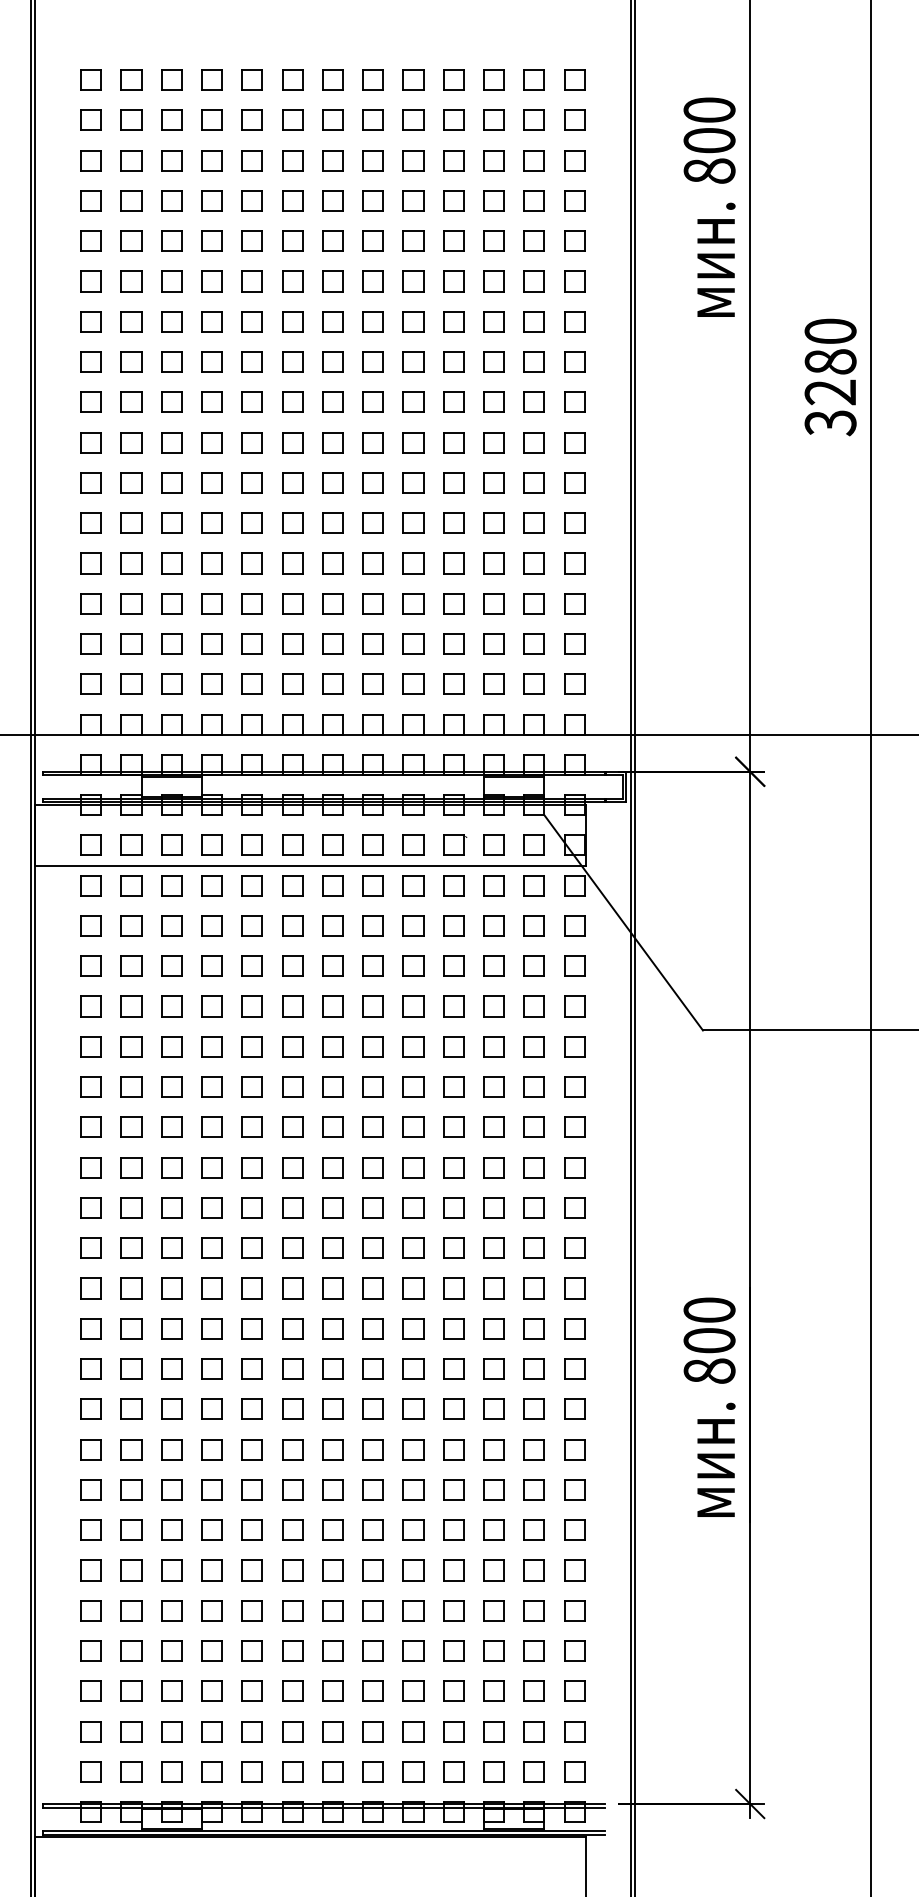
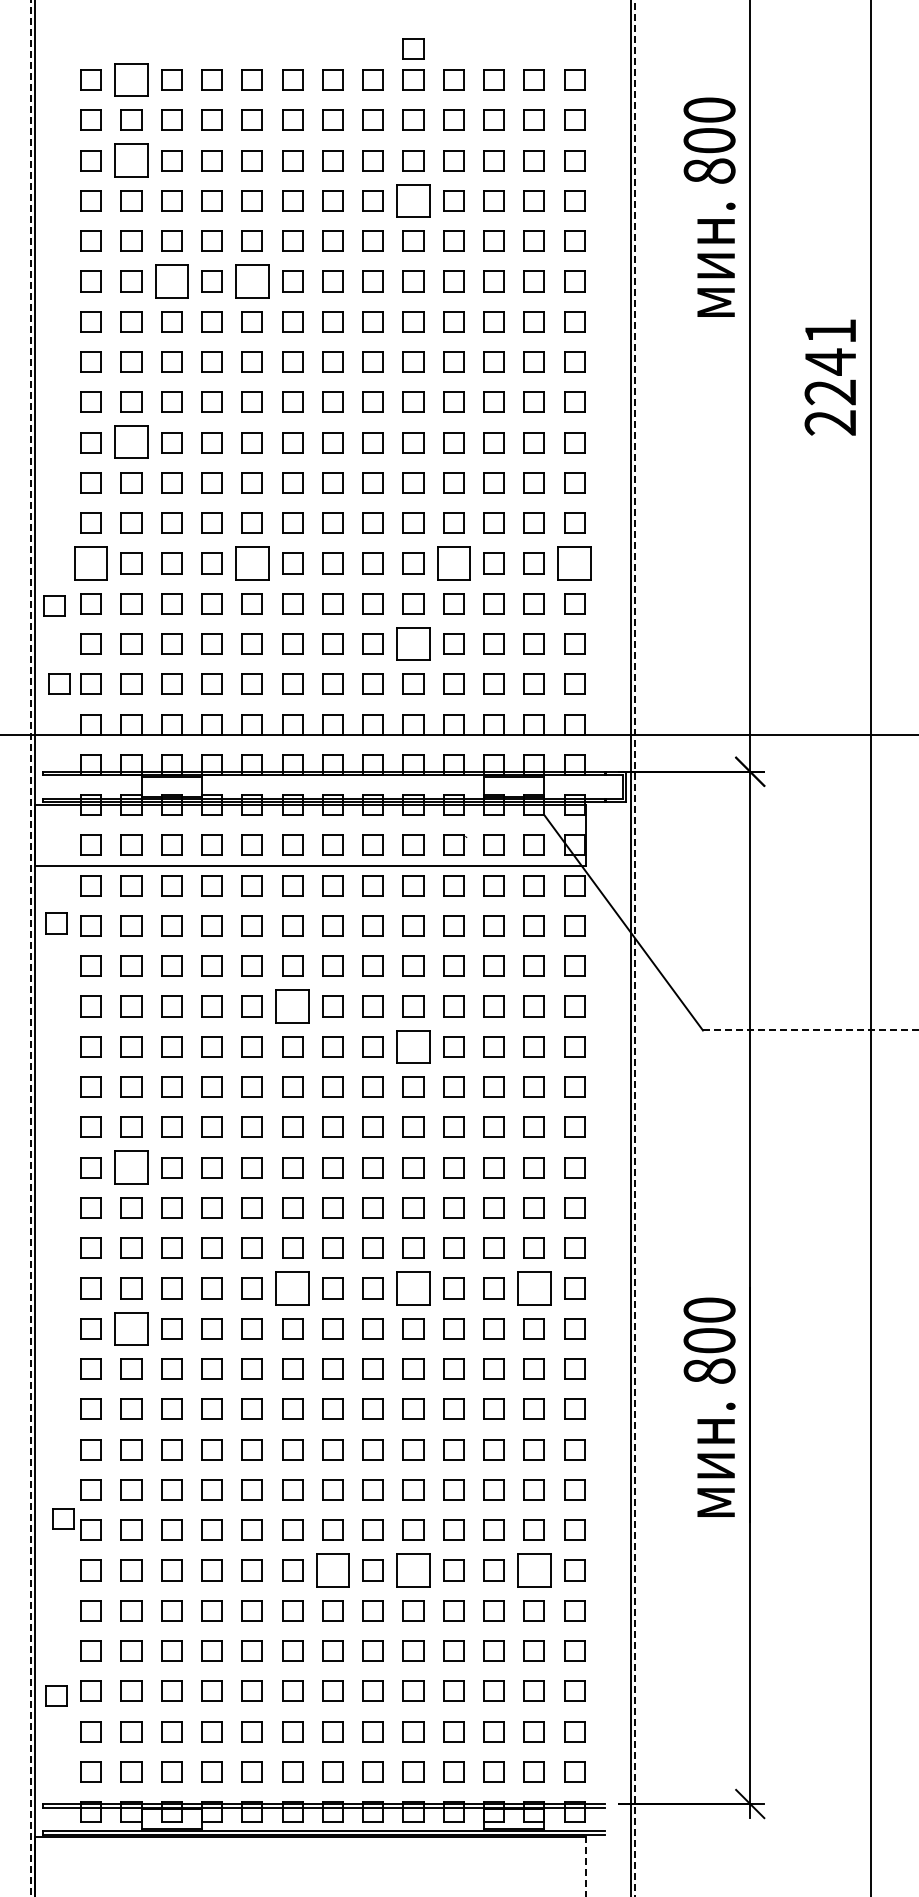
part: none -> present (413, 48)
part size: 23x22 px -> 35x34 px (131, 79)
part size: 23x22 px -> 35x35 px (131, 160)
part size: 23x22 px -> 35x34 px (413, 200)
part size: 22x23 px -> 34x35 px (171, 281)
part size: 22x23 px -> 35x35 px (252, 281)
text: 3280 -> 2241 (830, 377)
part size: 23x22 px -> 35x34 px (131, 441)
part size: 22x23 px -> 34x35 px (90, 563)
part size: 22x23 px -> 35x35 px (252, 563)
part size: 22x23 px -> 34x35 px (453, 563)
part size: 22x23 px -> 35x35 px (574, 563)
part: none -> present (54, 605)
part size: 23x22 px -> 35x34 px (413, 643)
part: none -> present (59, 683)
part: none -> present (56, 923)
line: solid -> dashed (635, 948)
line: solid -> dashed (30, 949)
part size: 22x23 px -> 35x35 px (292, 1006)
line: solid -> dashed (810, 1030)
part size: 23x22 px -> 35x34 px (413, 1046)
part size: 23x22 px -> 35x35 px (131, 1167)
part size: 22x23 px -> 35x35 px (292, 1288)
part size: 23x23 px -> 35x35 px (413, 1288)
part size: 22x23 px -> 35x35 px (534, 1288)
part size: 23x22 px -> 35x34 px (131, 1328)
part: none -> present (63, 1518)
part size: 22x23 px -> 34x35 px (332, 1570)
part size: 23x23 px -> 35x35 px (413, 1570)
part size: 22x23 px -> 35x35 px (534, 1570)
part: none -> present (56, 1695)
line: solid -> dashed (585, 1867)
